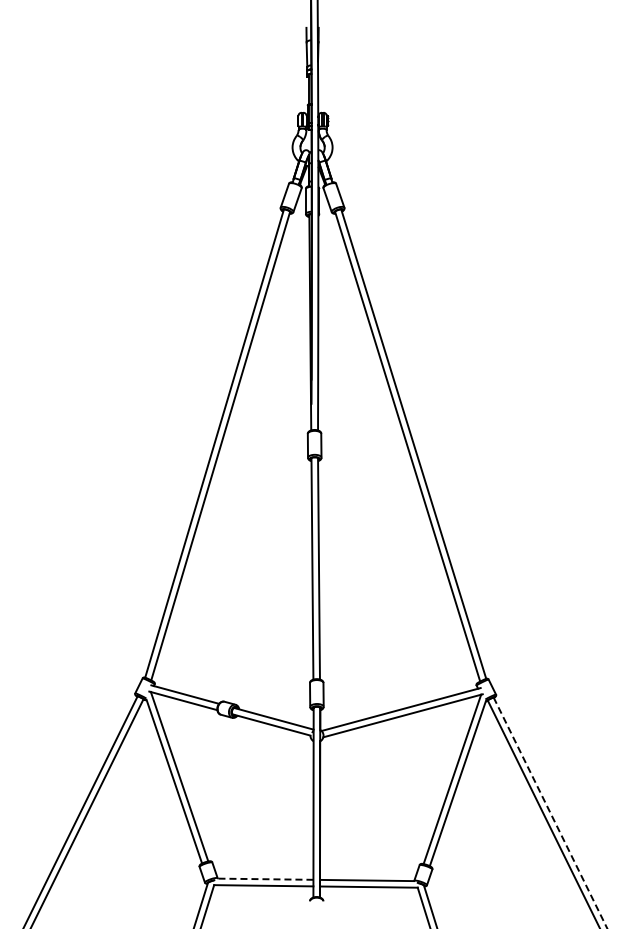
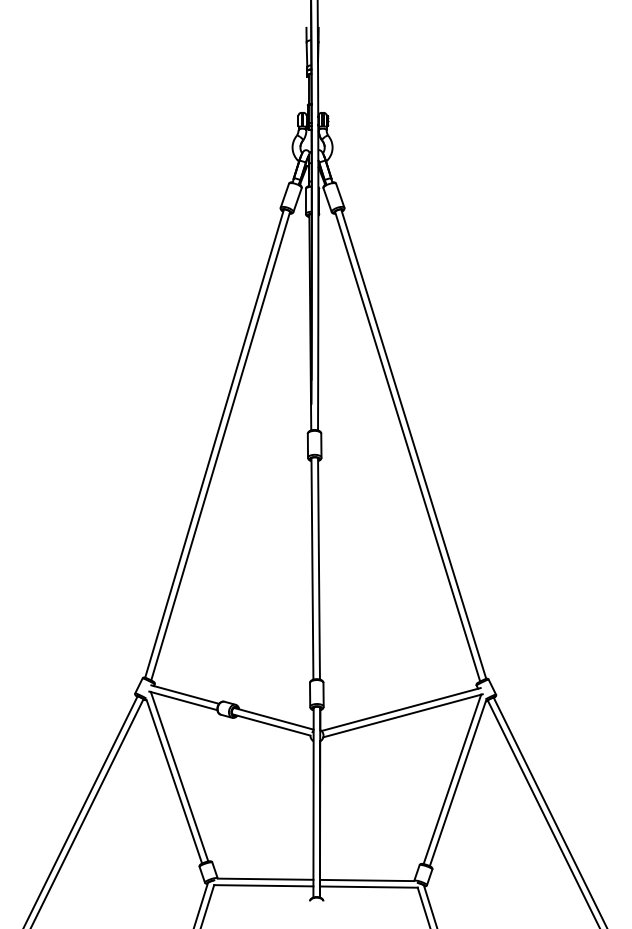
line: dashed -> solid (550, 813)
line: dashed -> solid (265, 879)
